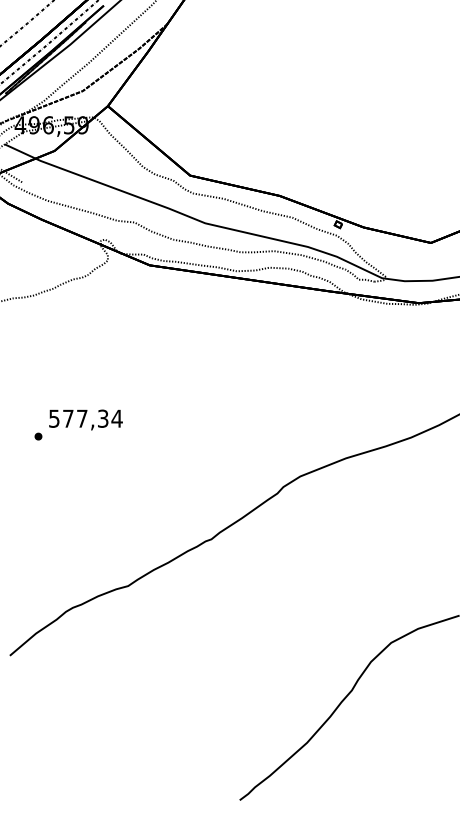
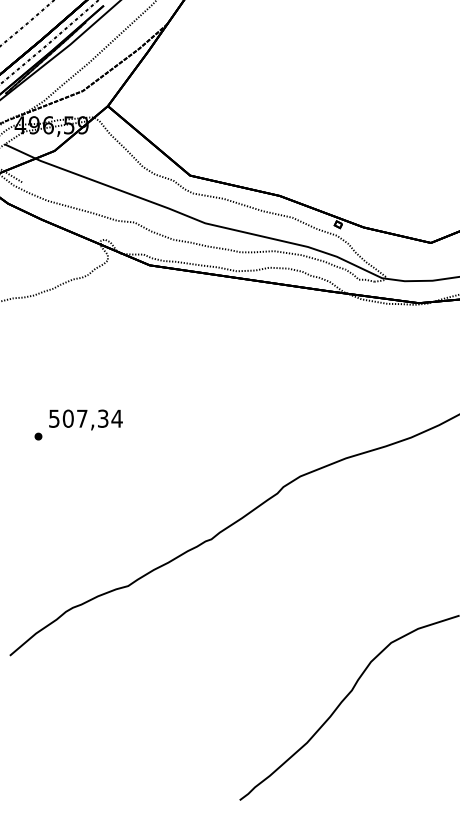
text: 577,34 -> 507,34 (67, 418)
